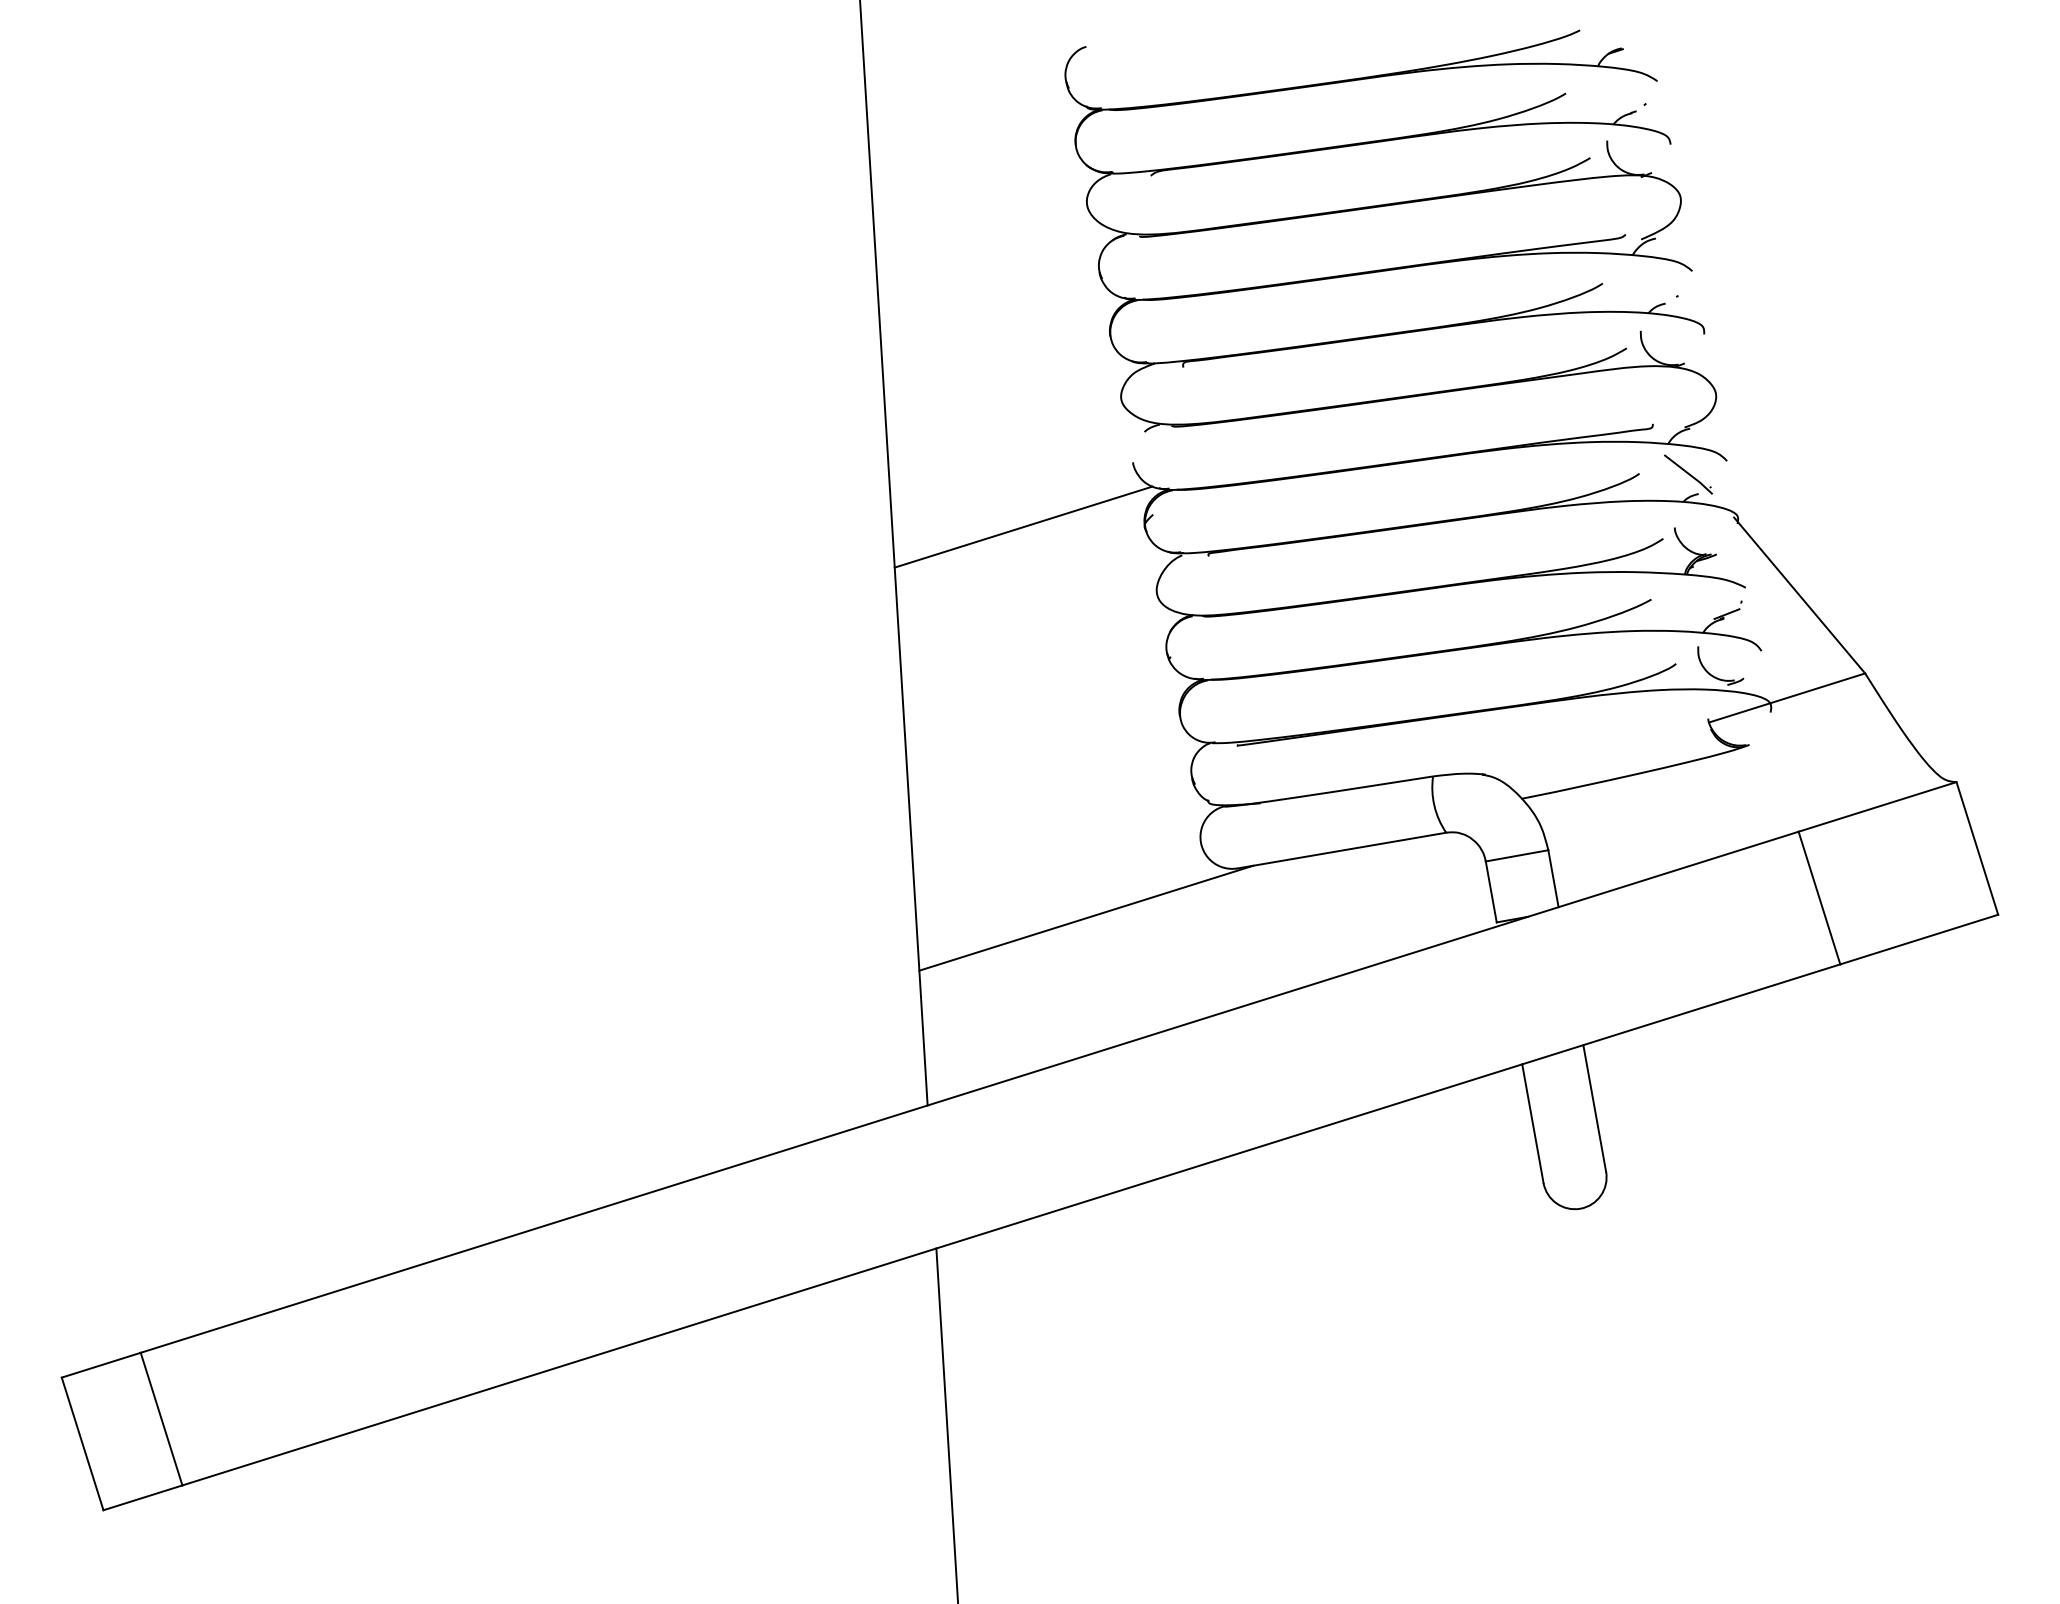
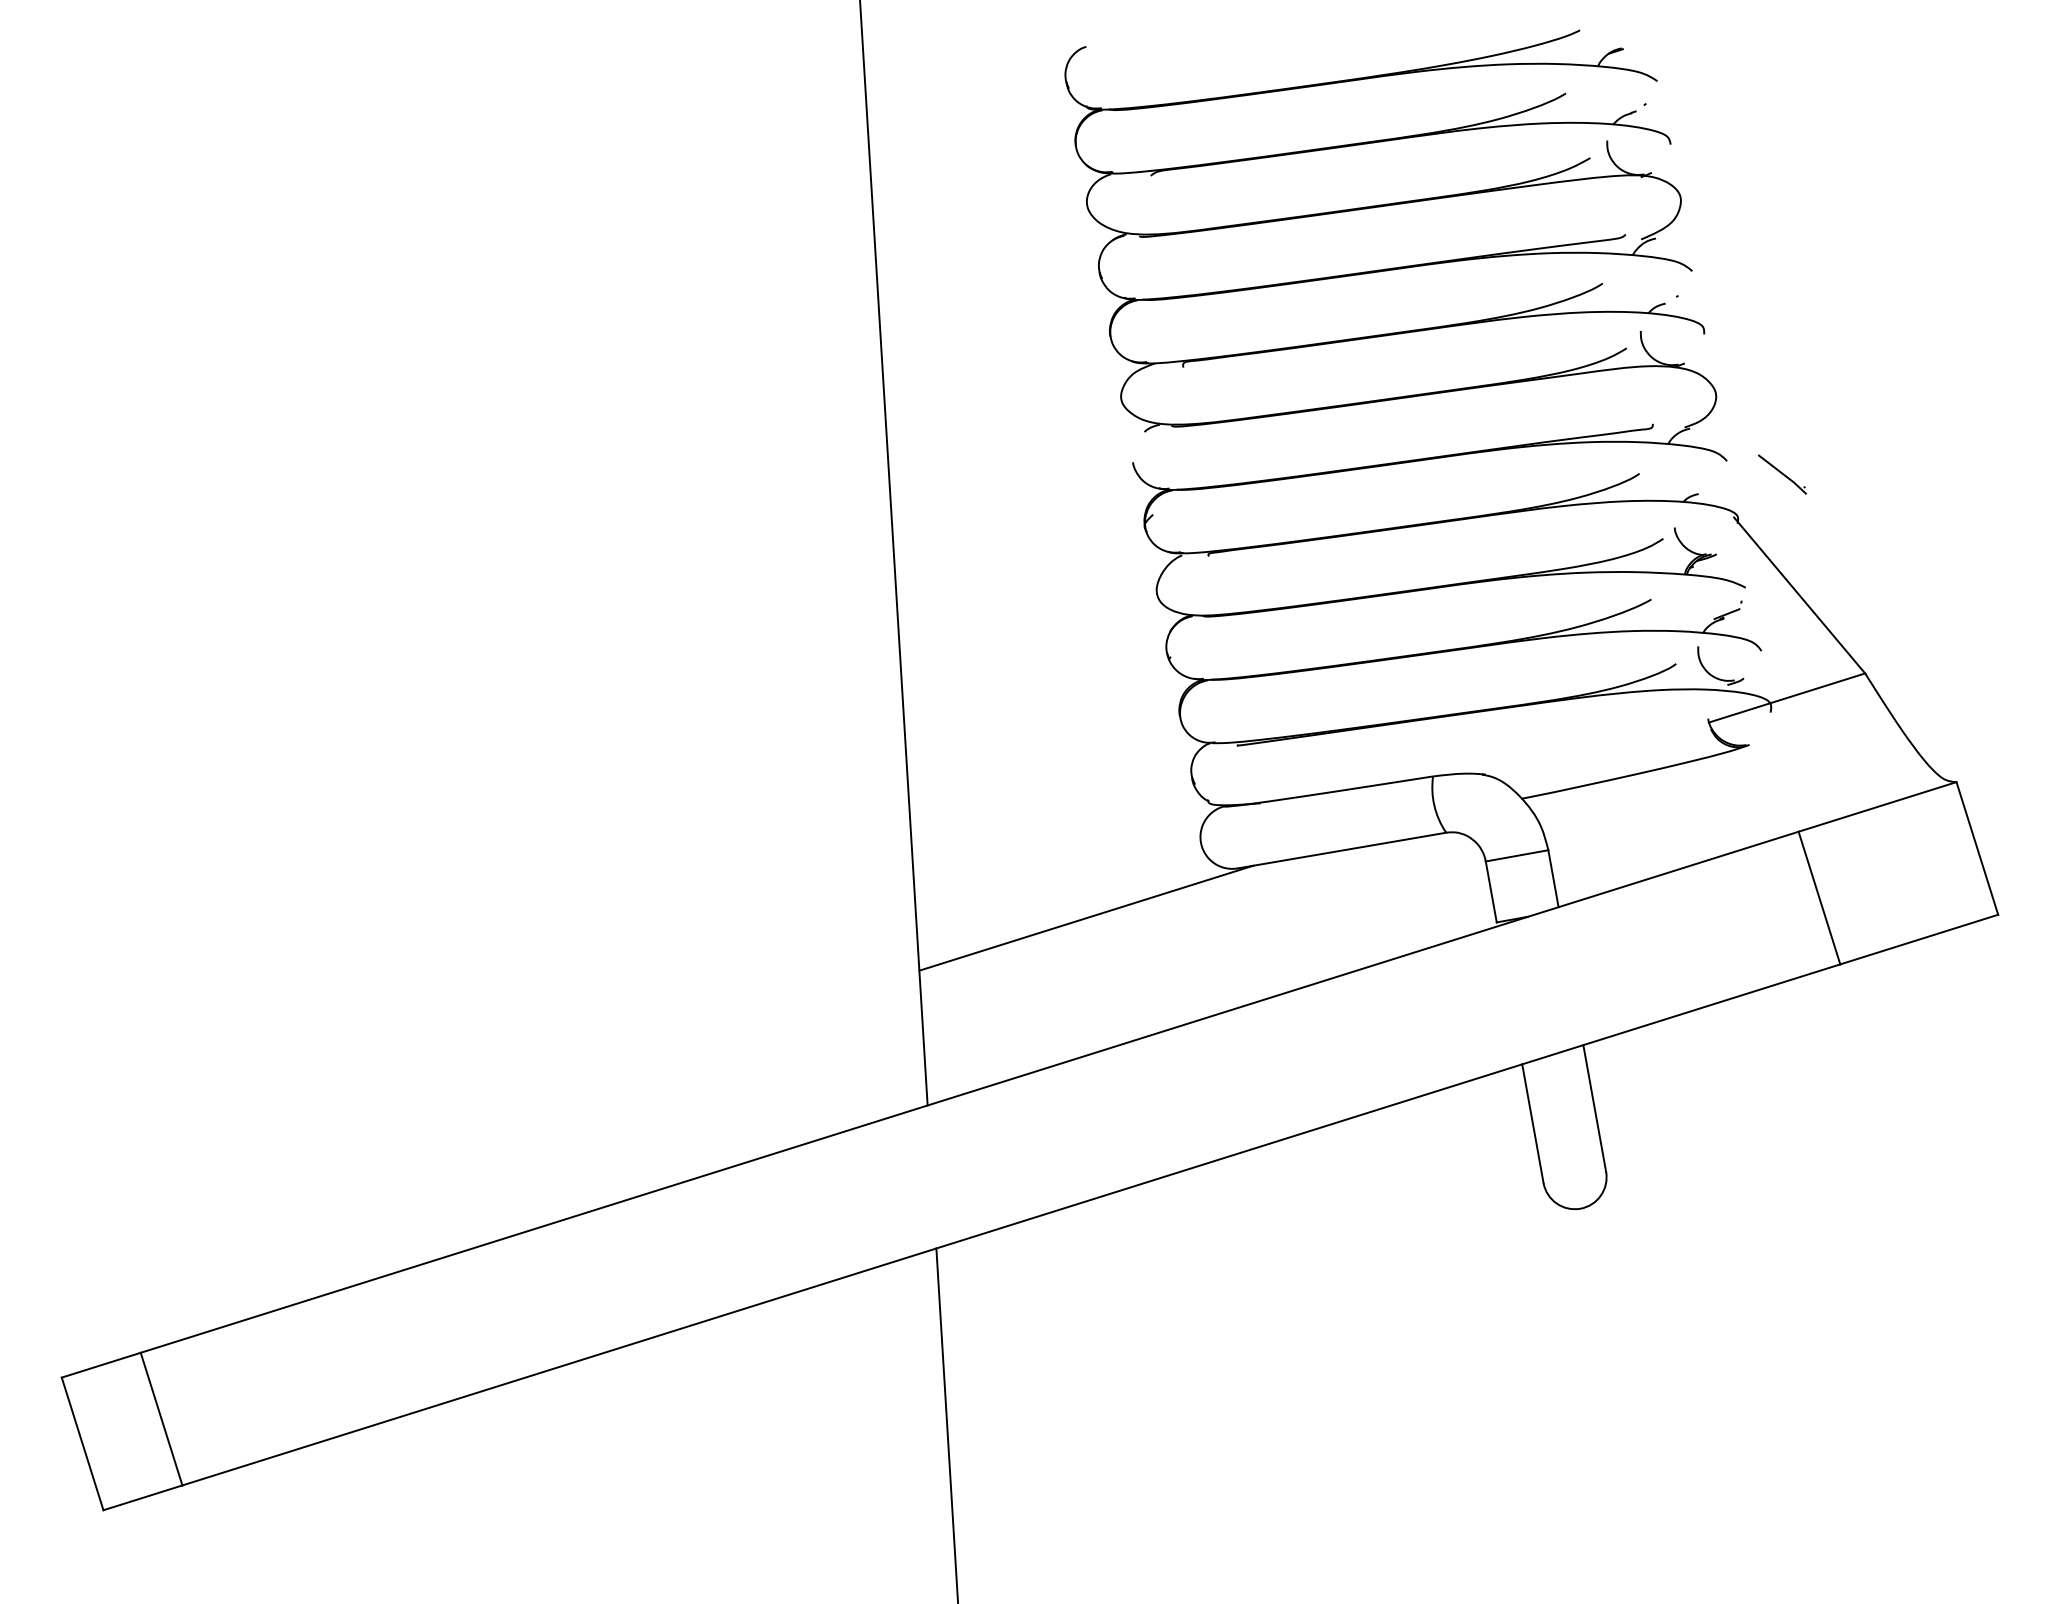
part position: (1688, 474) -> (1782, 474) (1782, 474)
line: present -> none (1023, 526)
